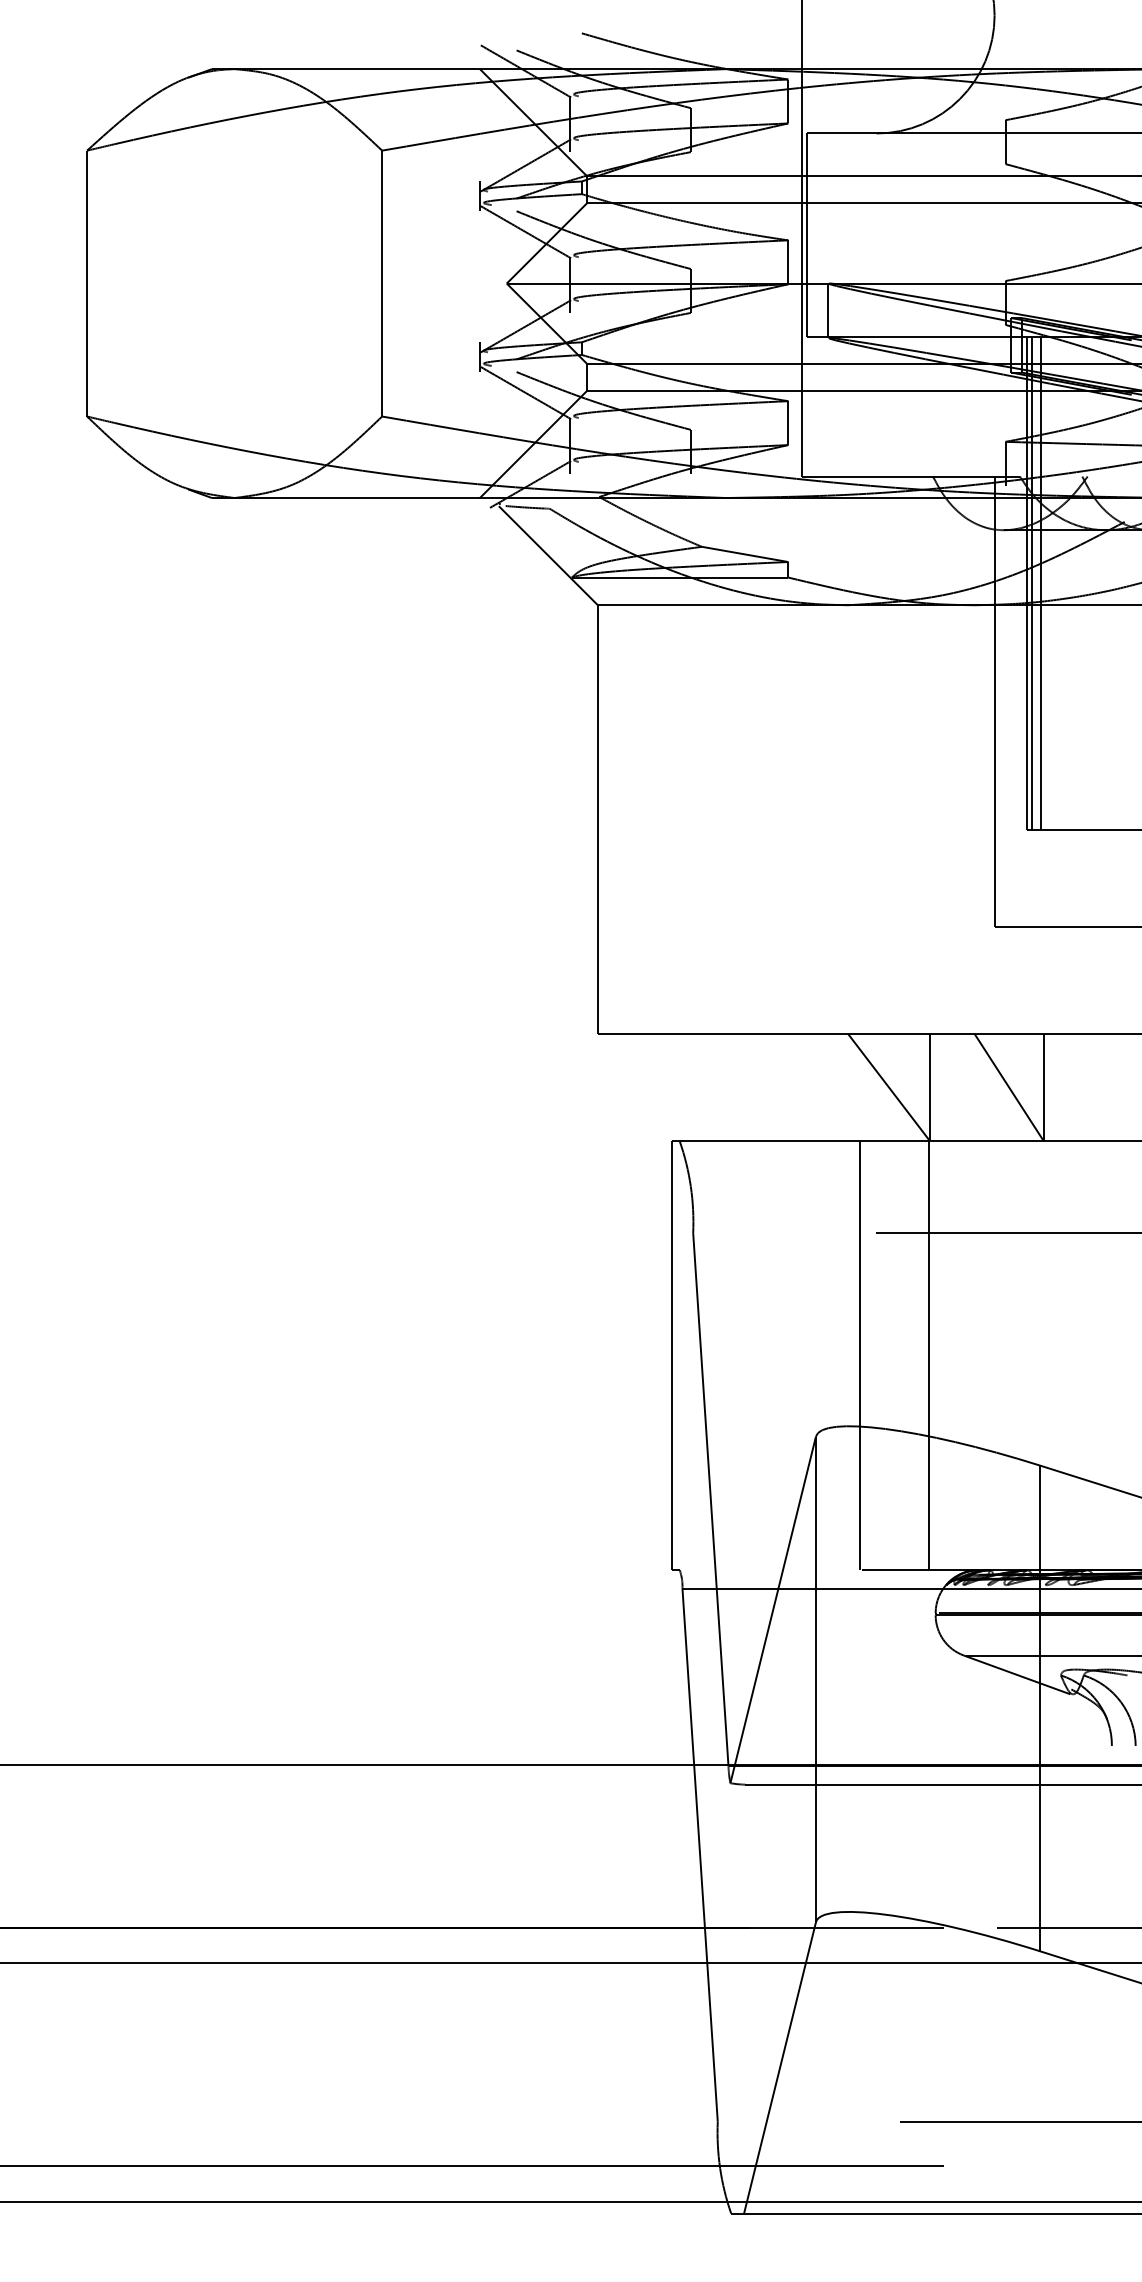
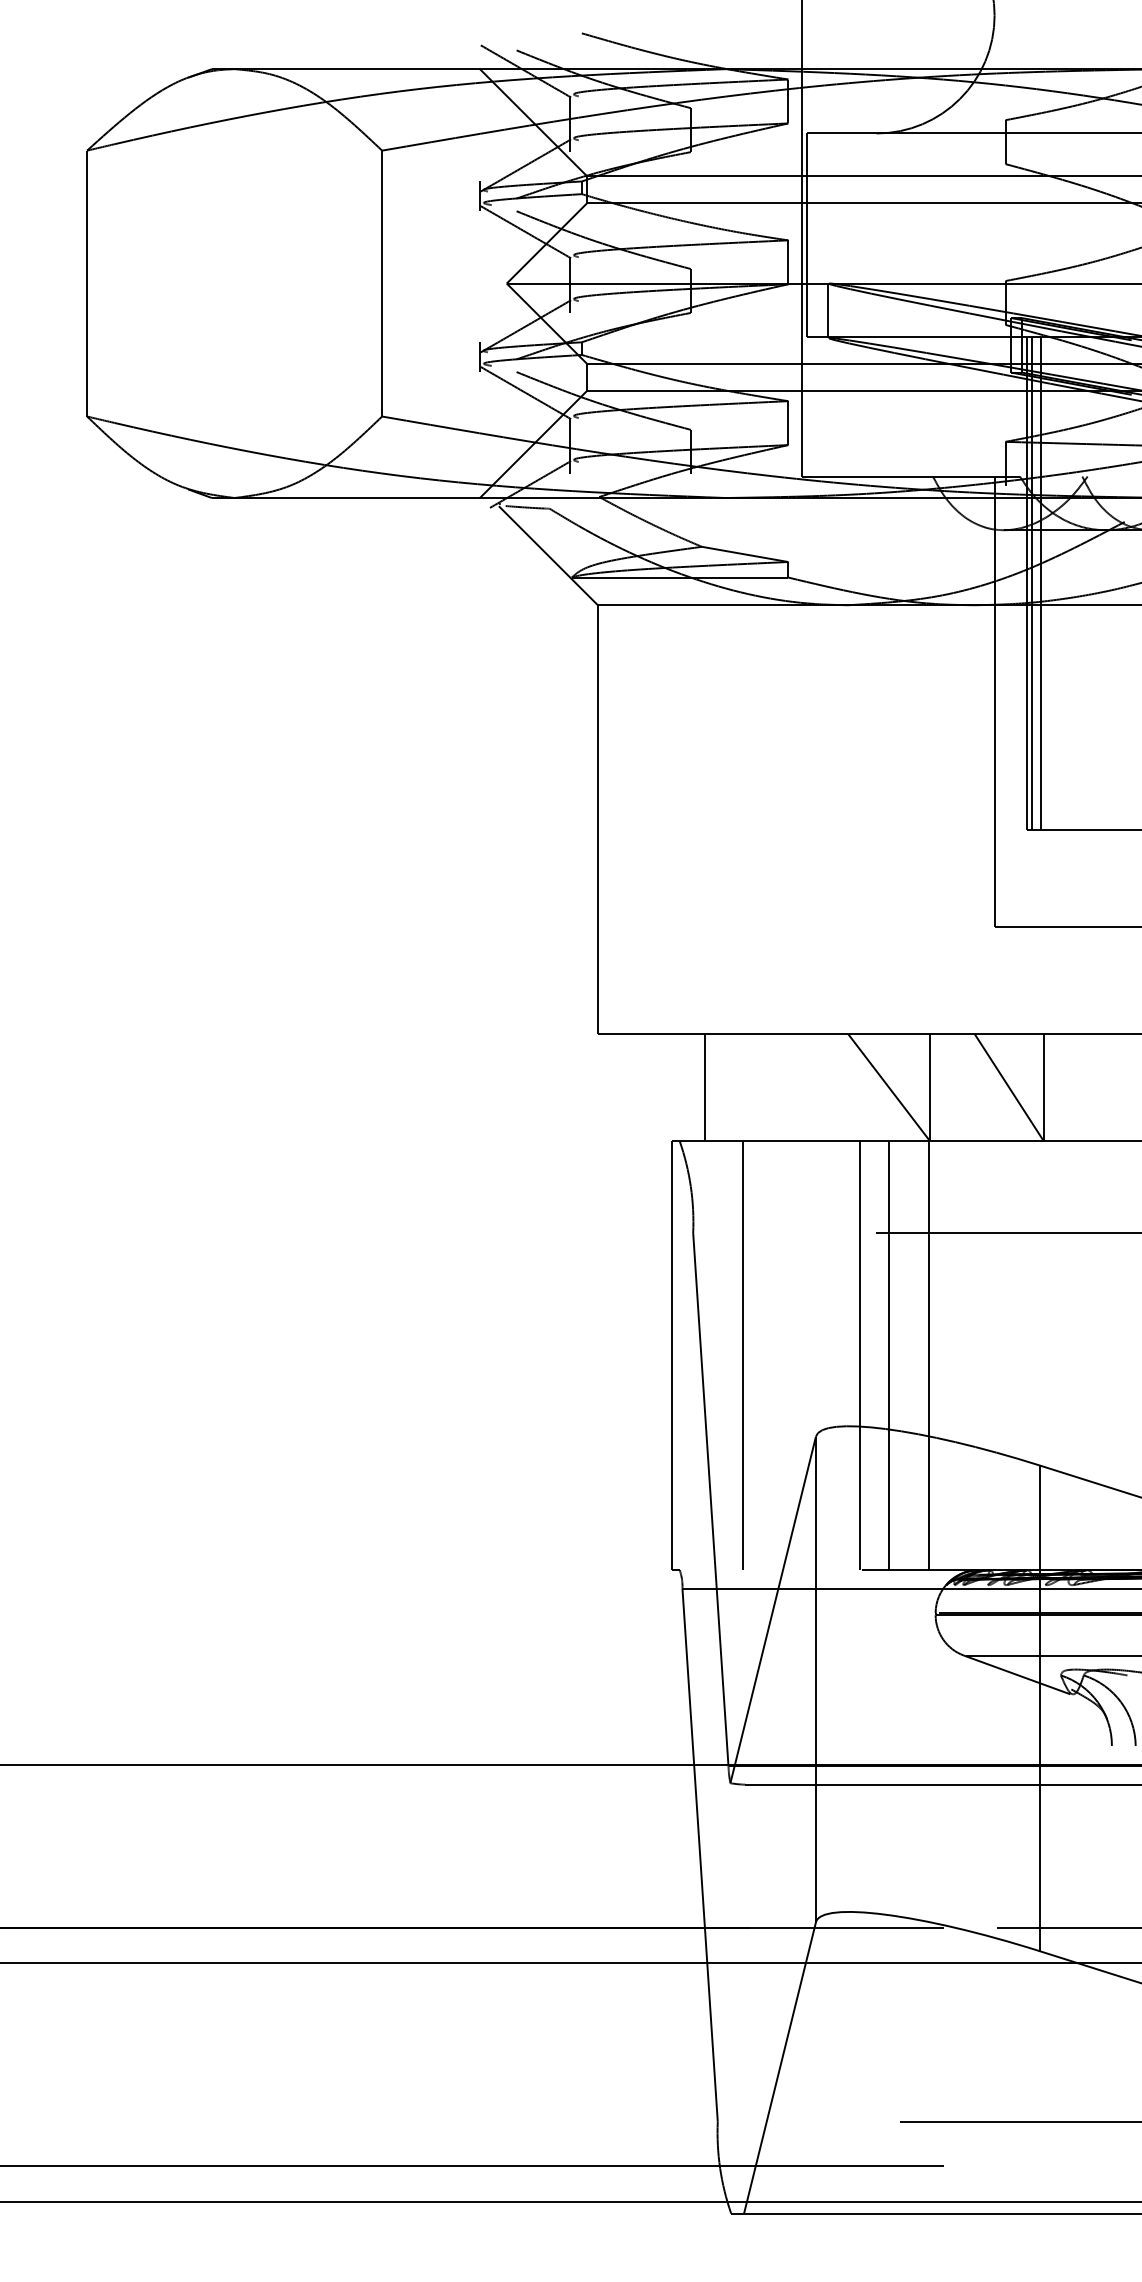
line: none -> present (705, 1087)
line: none -> present (742, 1355)
line: none -> present (888, 1355)
